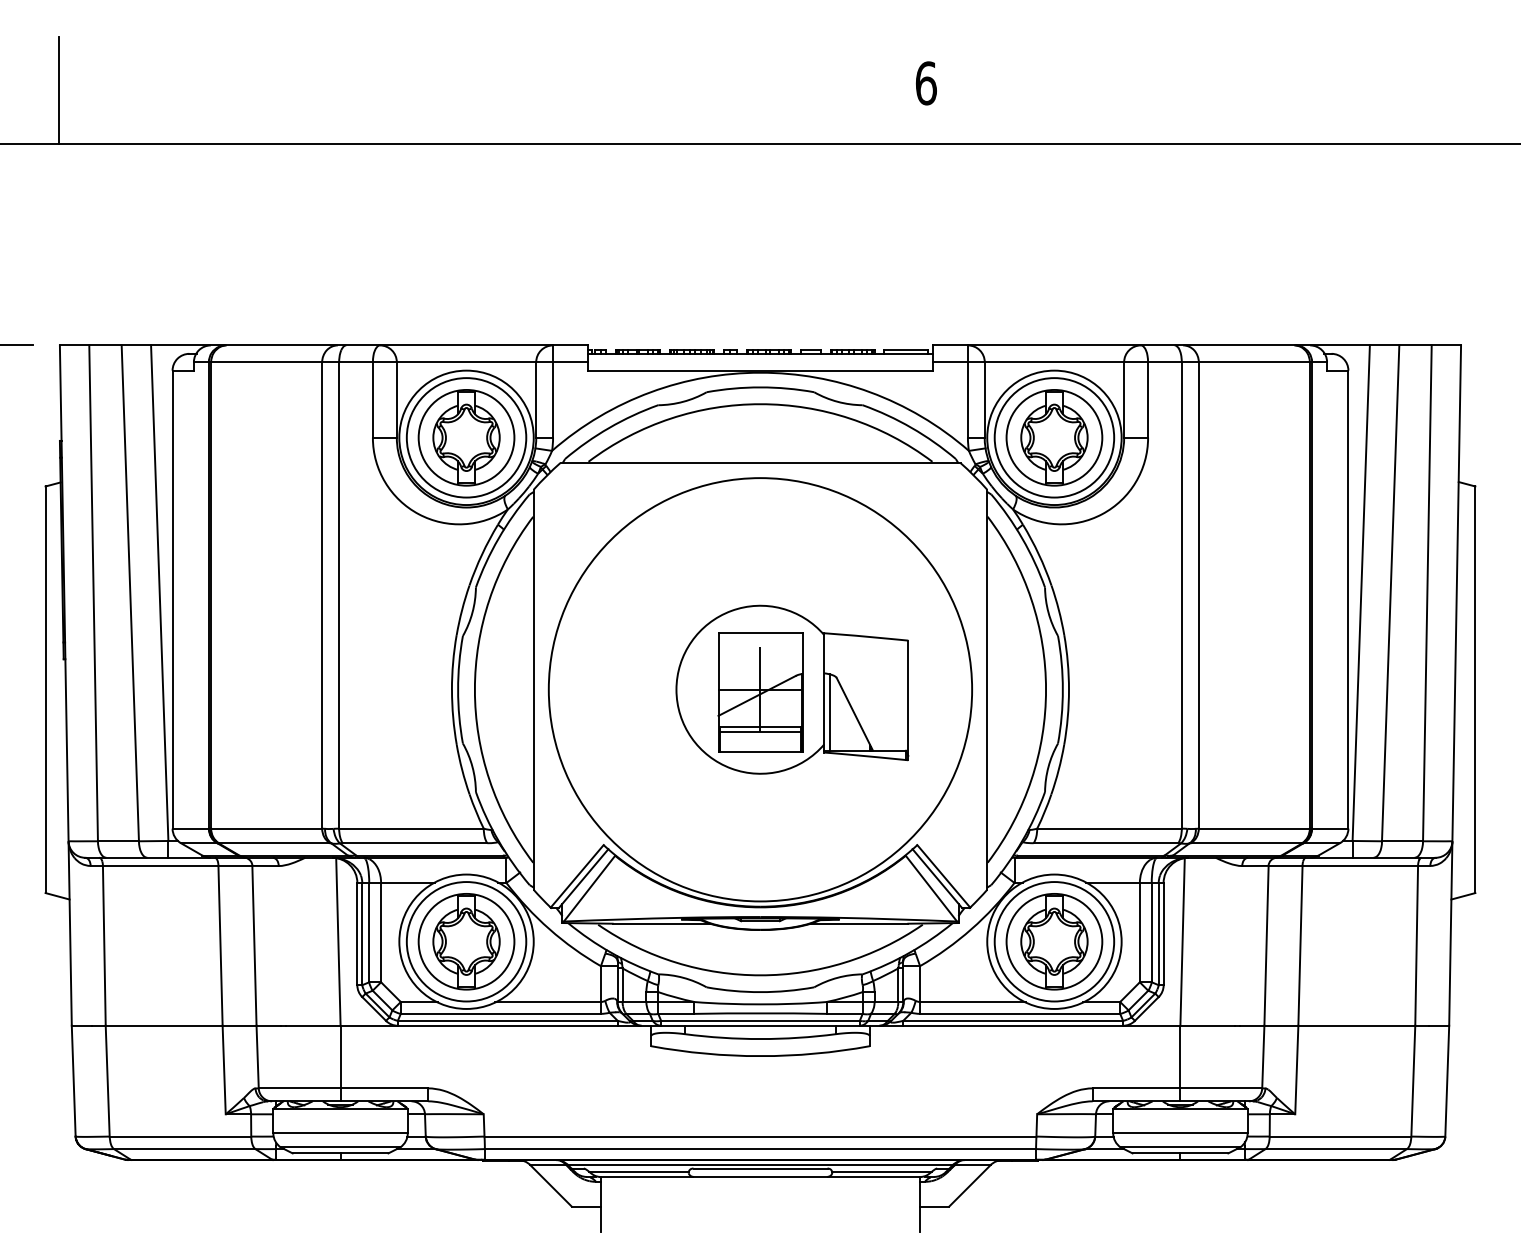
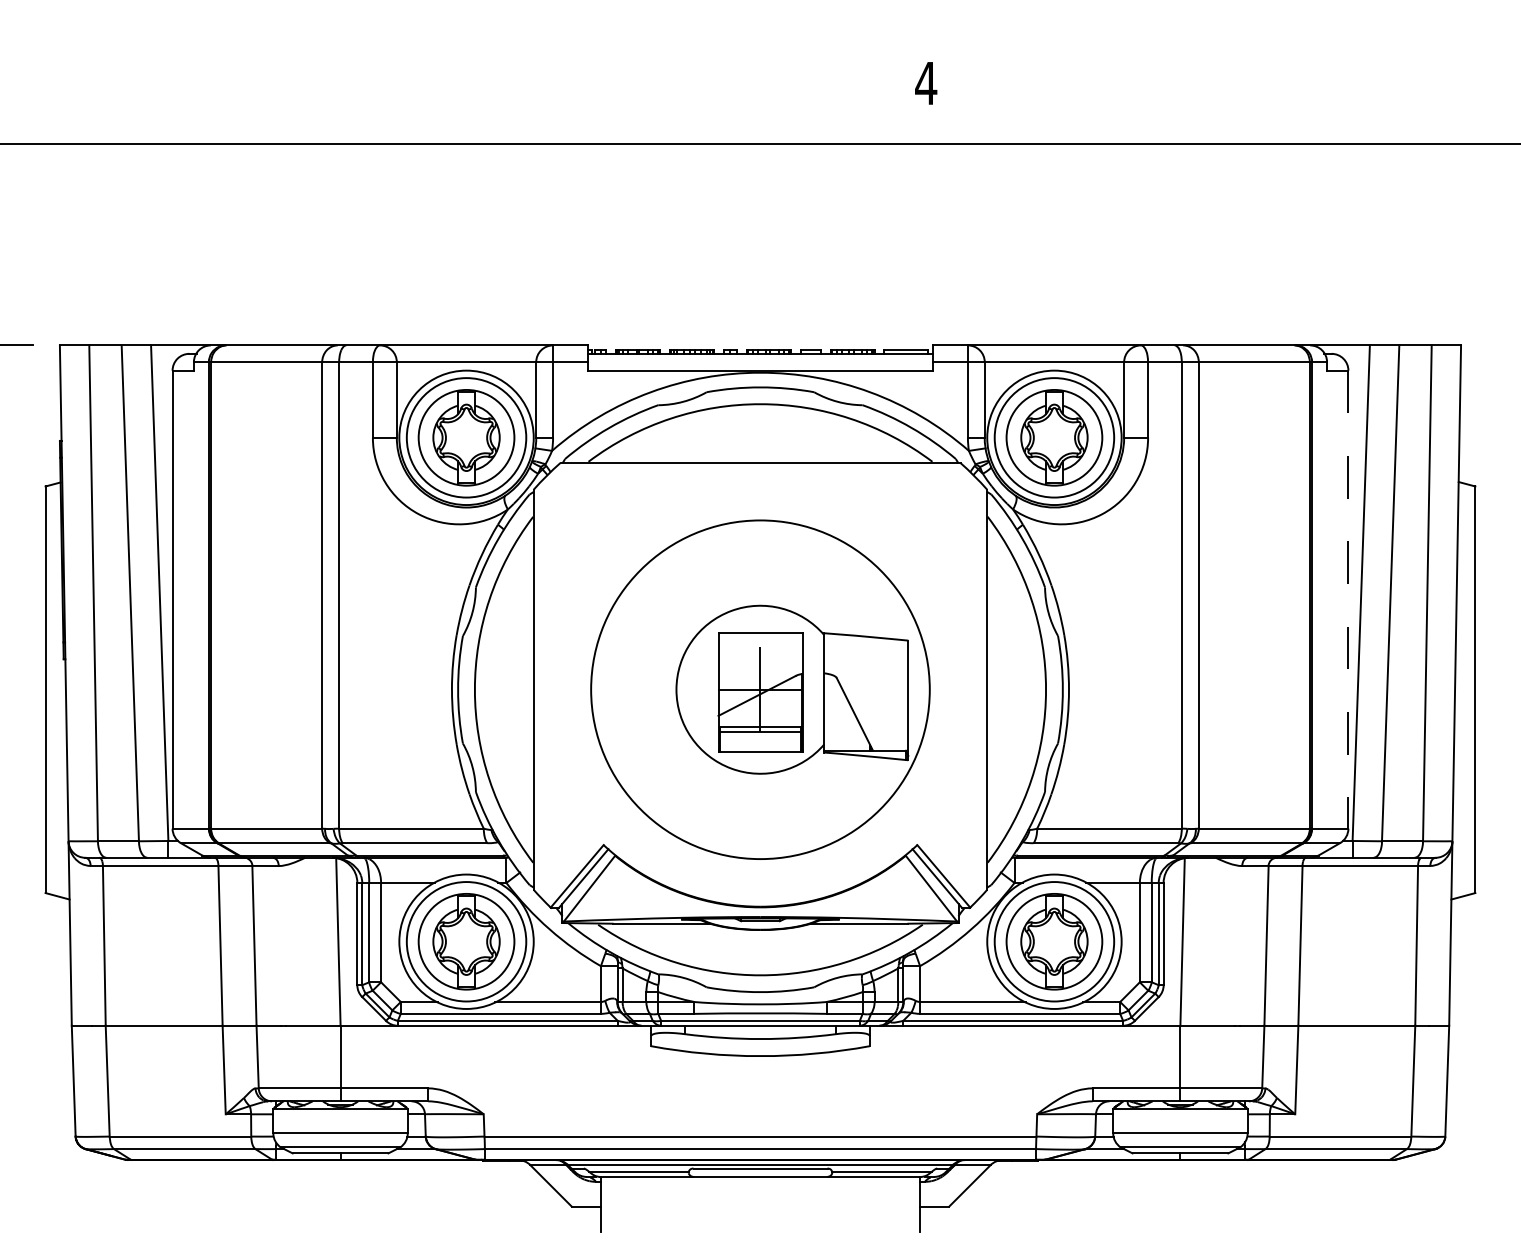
text: 6 -> 4 (926, 83)
line: present -> none (58, 90)
line: solid -> dashed (1348, 600)
circle diameter: 423 px -> 339 px (760, 689)
line: present -> none (830, 712)
